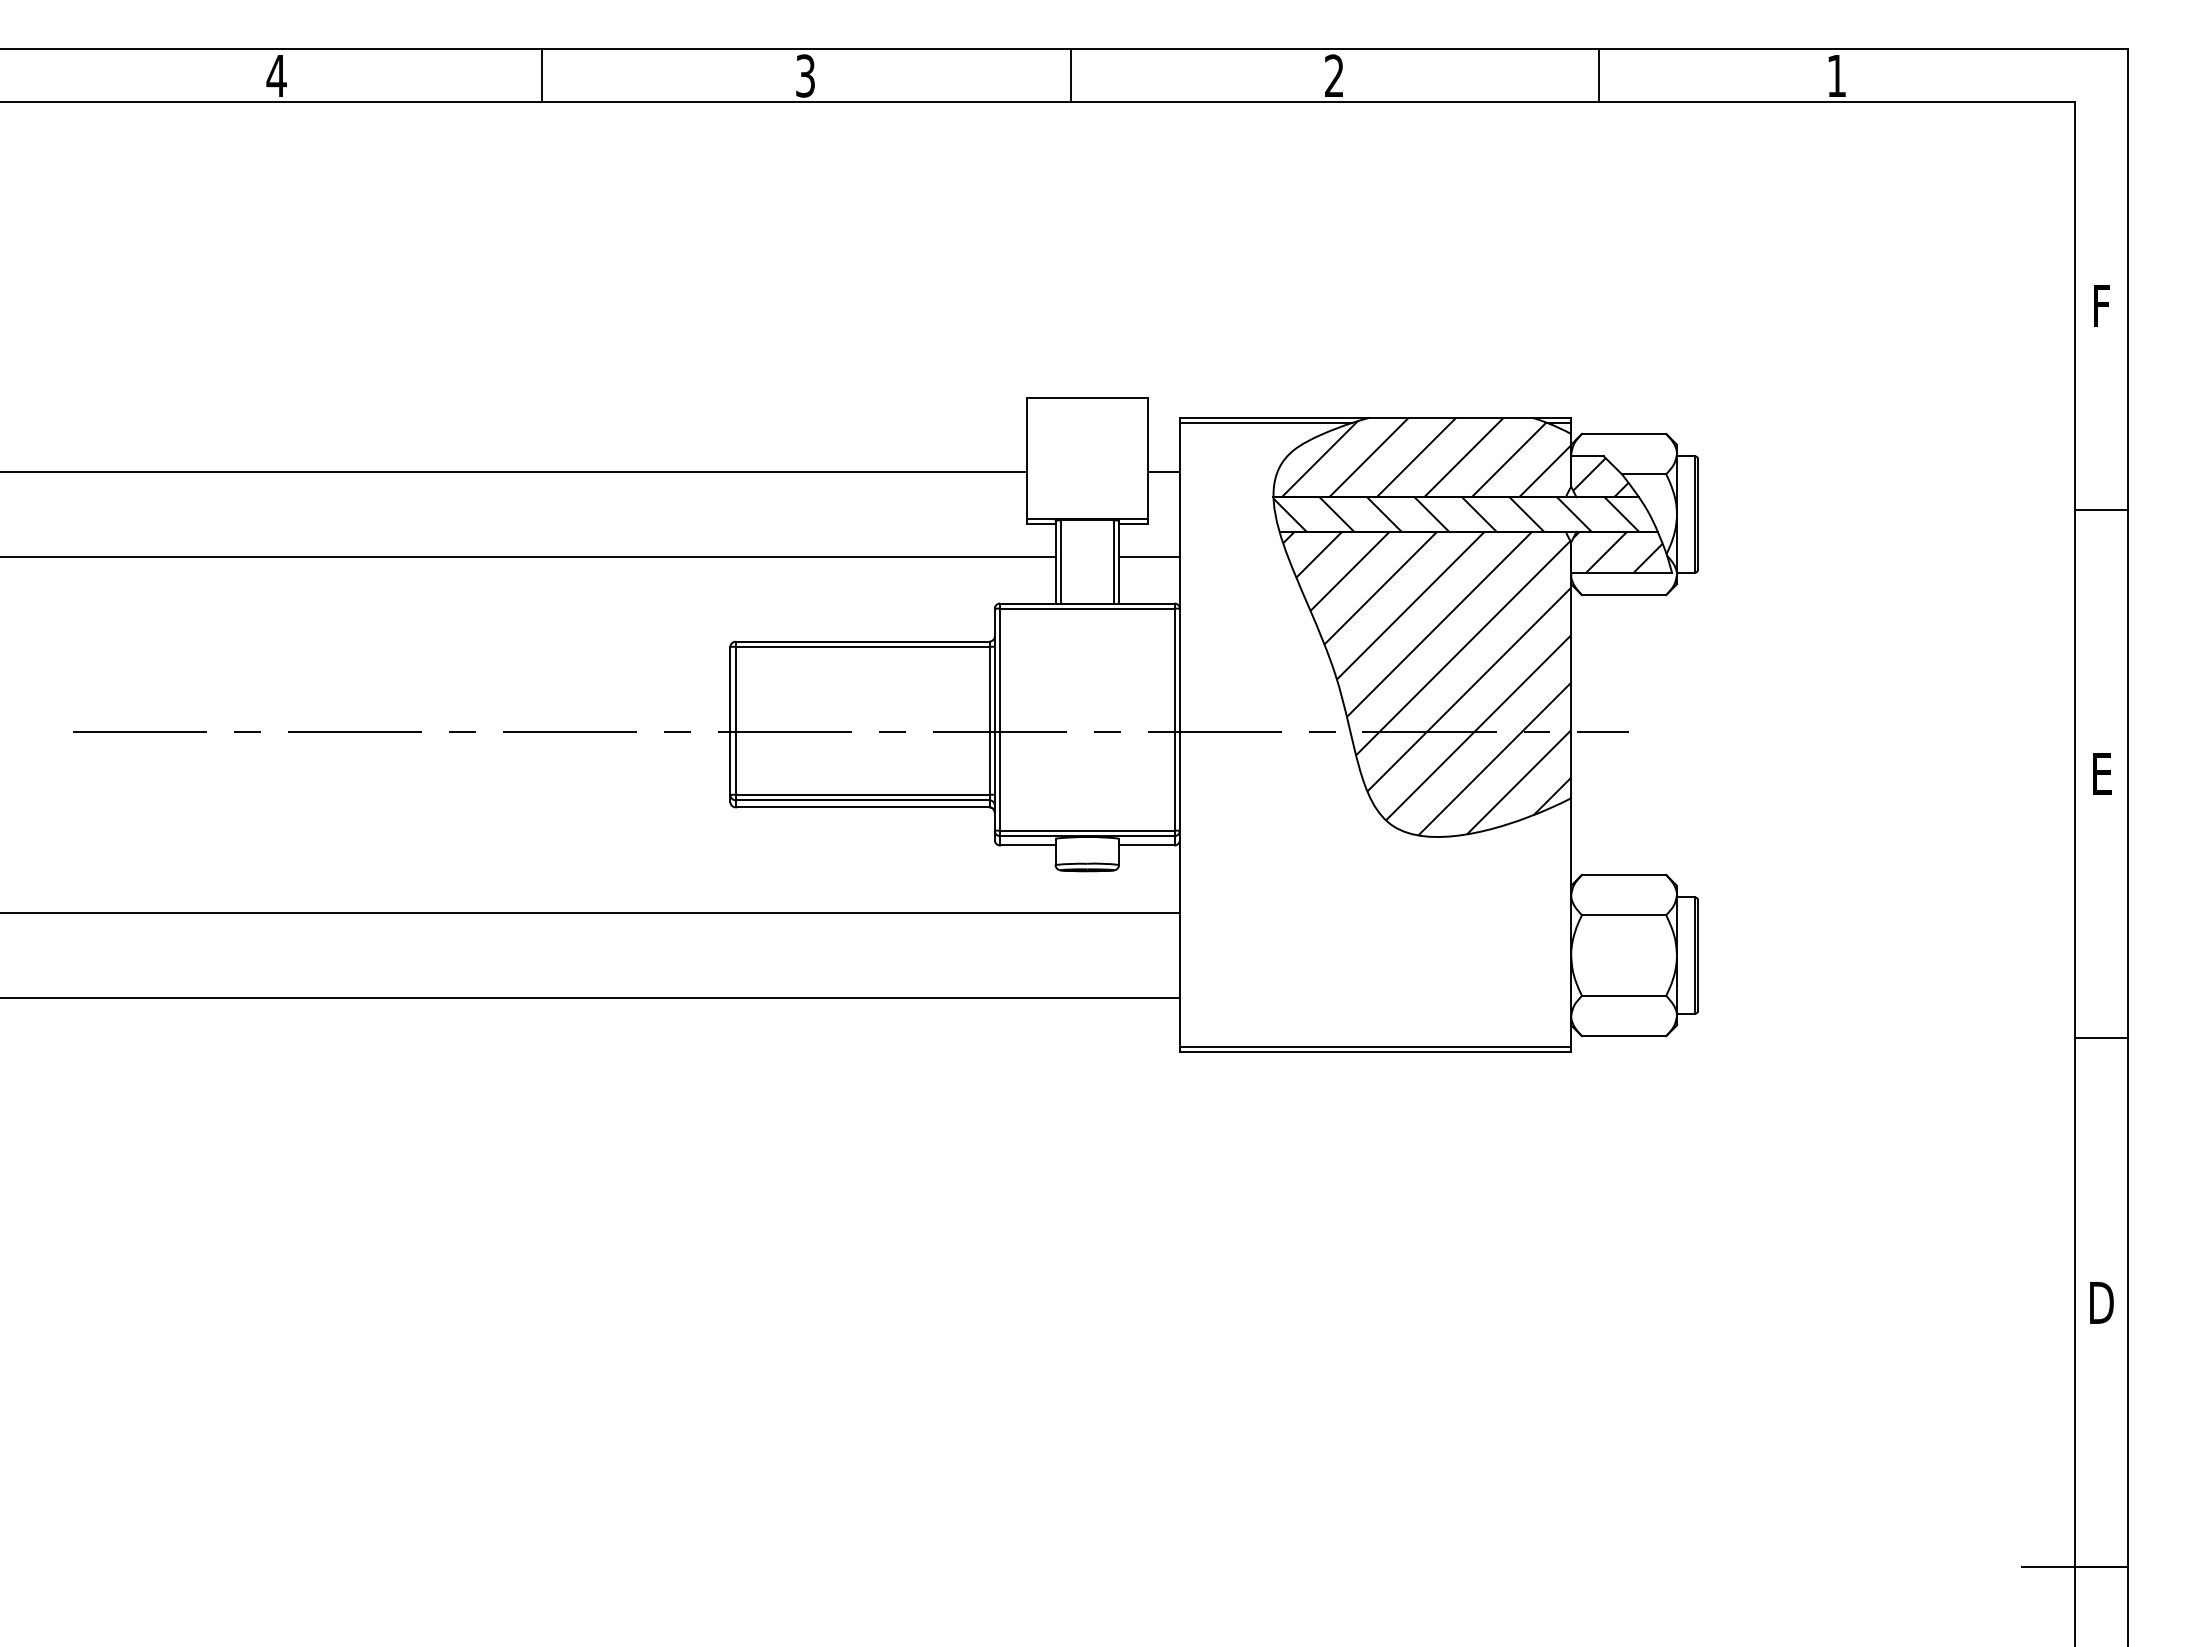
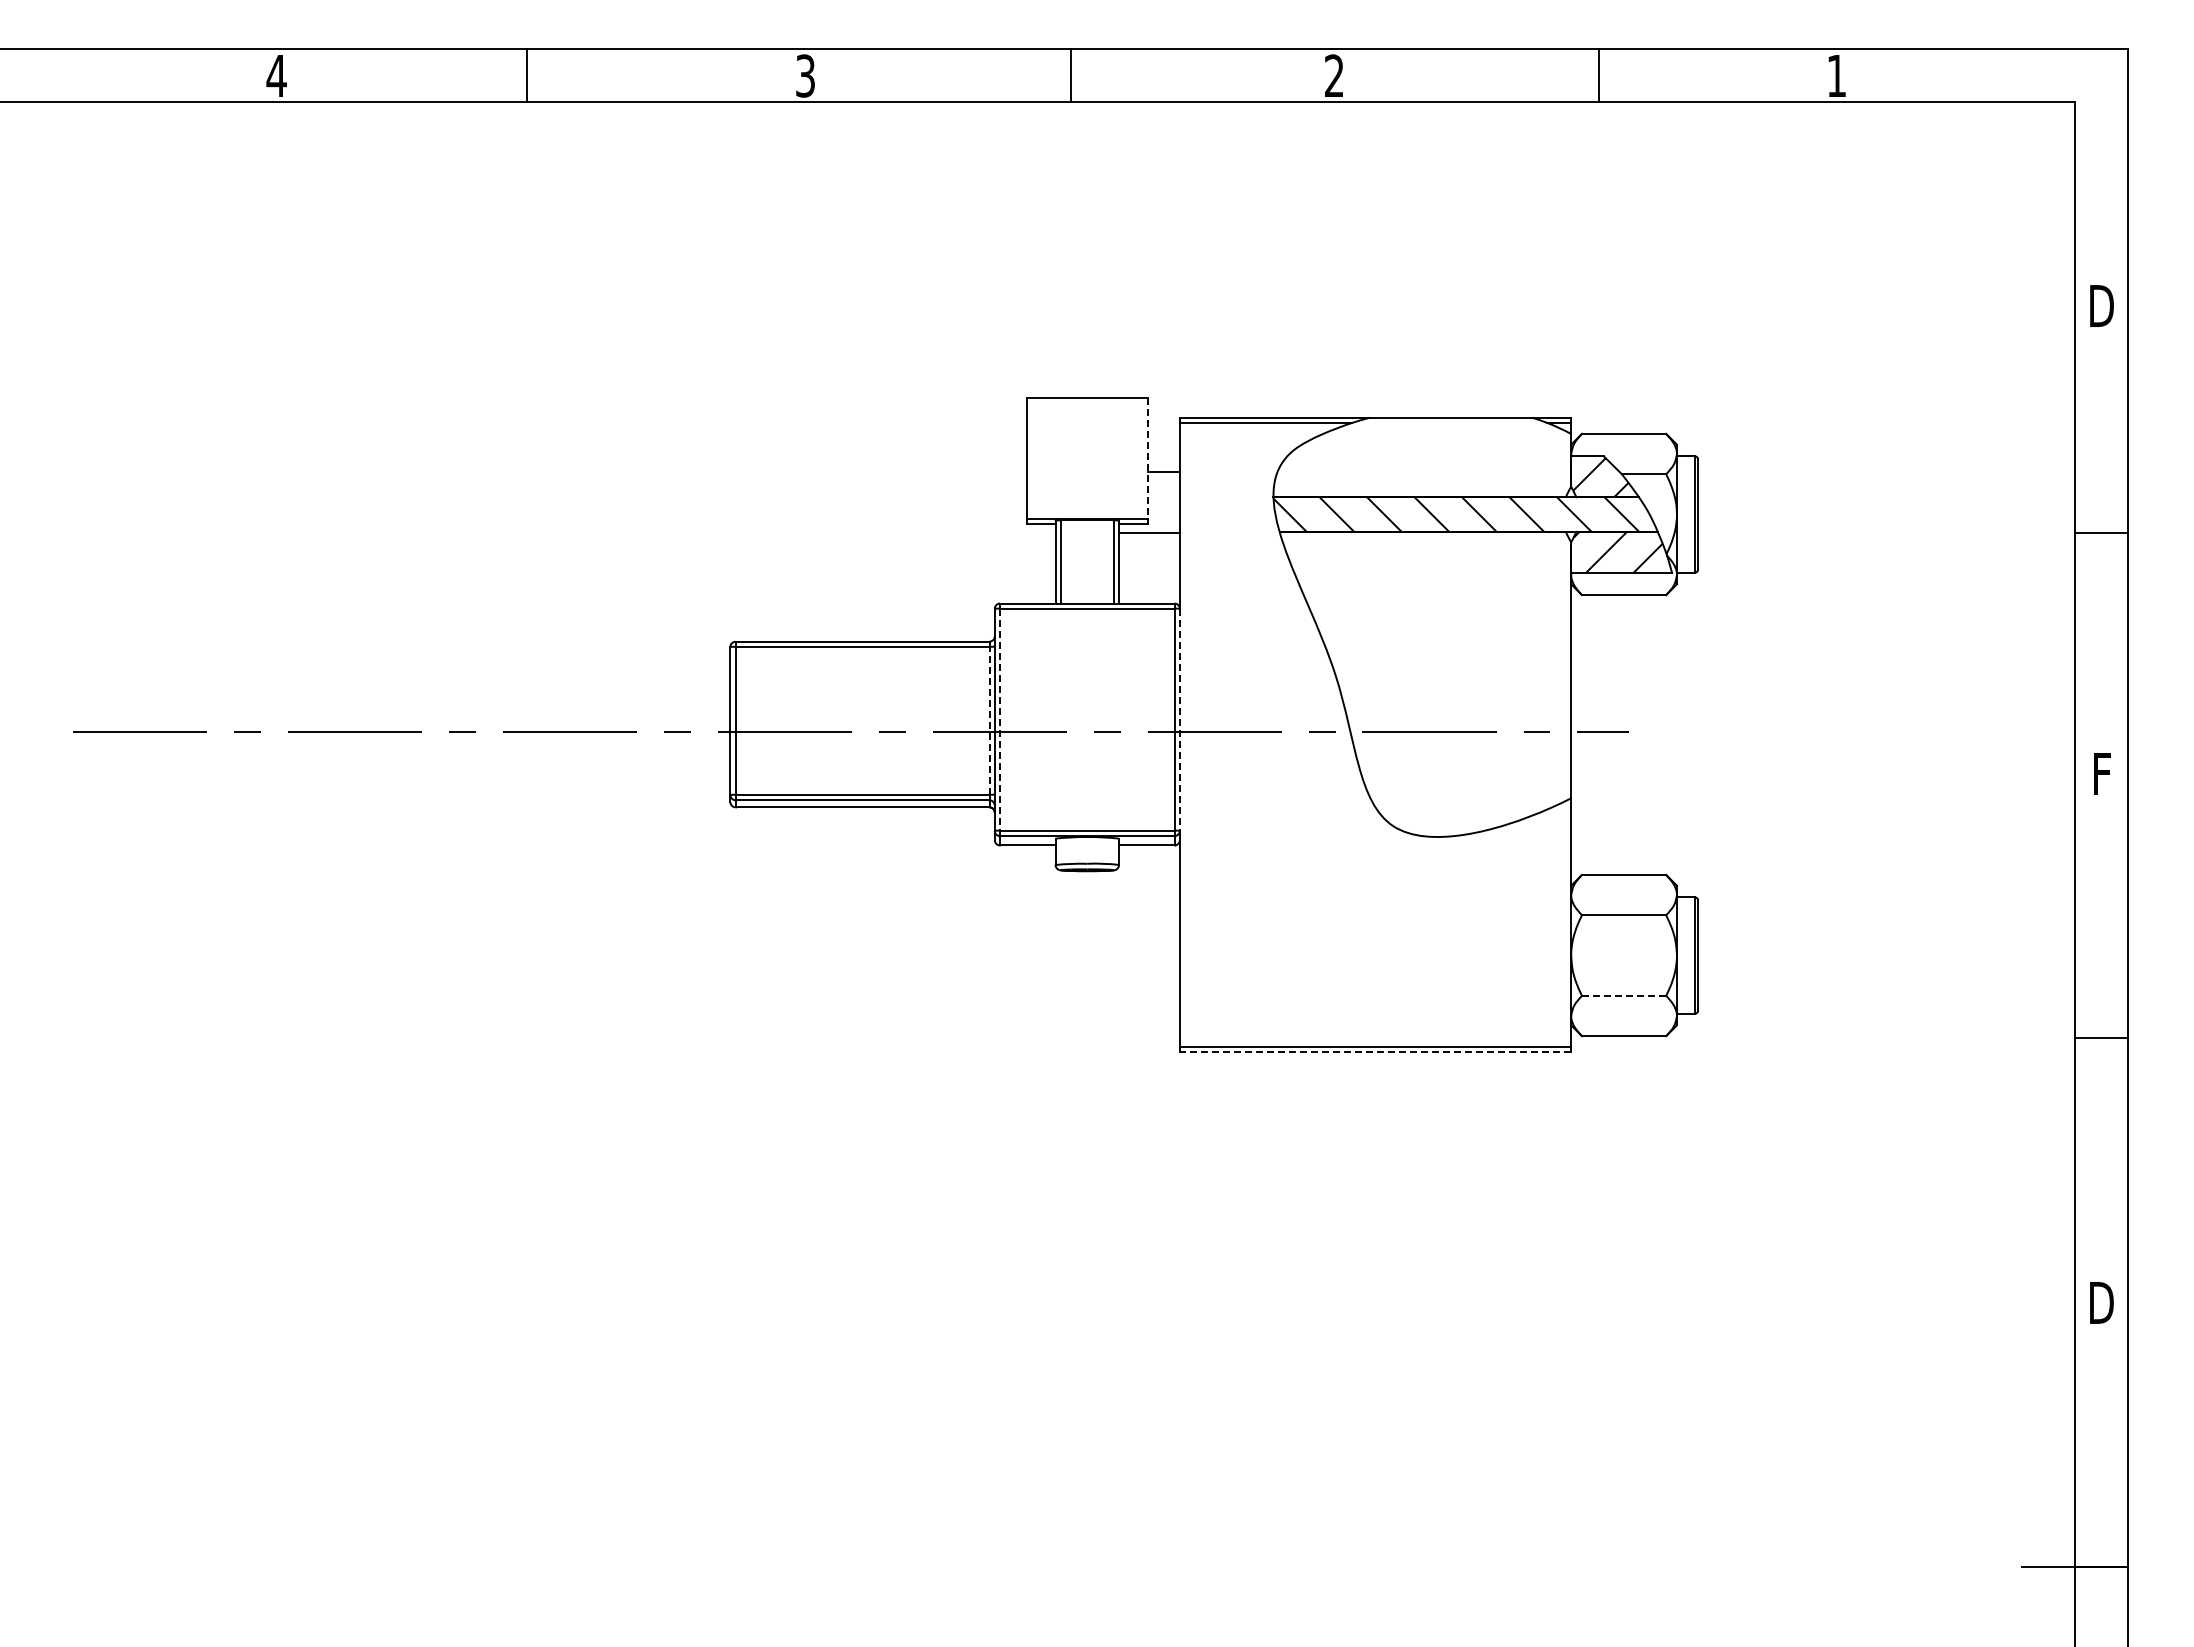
line position: (541, 75) -> (526, 75) (526, 75)
text: F -> D (2101, 305)
hatch: present -> none (1426, 457)
line: solid -> dashed (1148, 458)
line: present -> none (514, 472)
line position: (2101, 509) -> (2101, 532) (2101, 532)
line: present -> none (528, 556)
line position: (1149, 556) -> (1149, 532) (1149, 532)
hatch: present -> none (1427, 683)
line: solid -> dashed (989, 720)
line: solid -> dashed (1000, 720)
line: solid -> dashed (1179, 720)
text: E -> F (2102, 773)
line: present -> none (590, 913)
line: solid -> dashed (1624, 995)
line: present -> none (590, 997)
line: solid -> dashed (1375, 1052)
